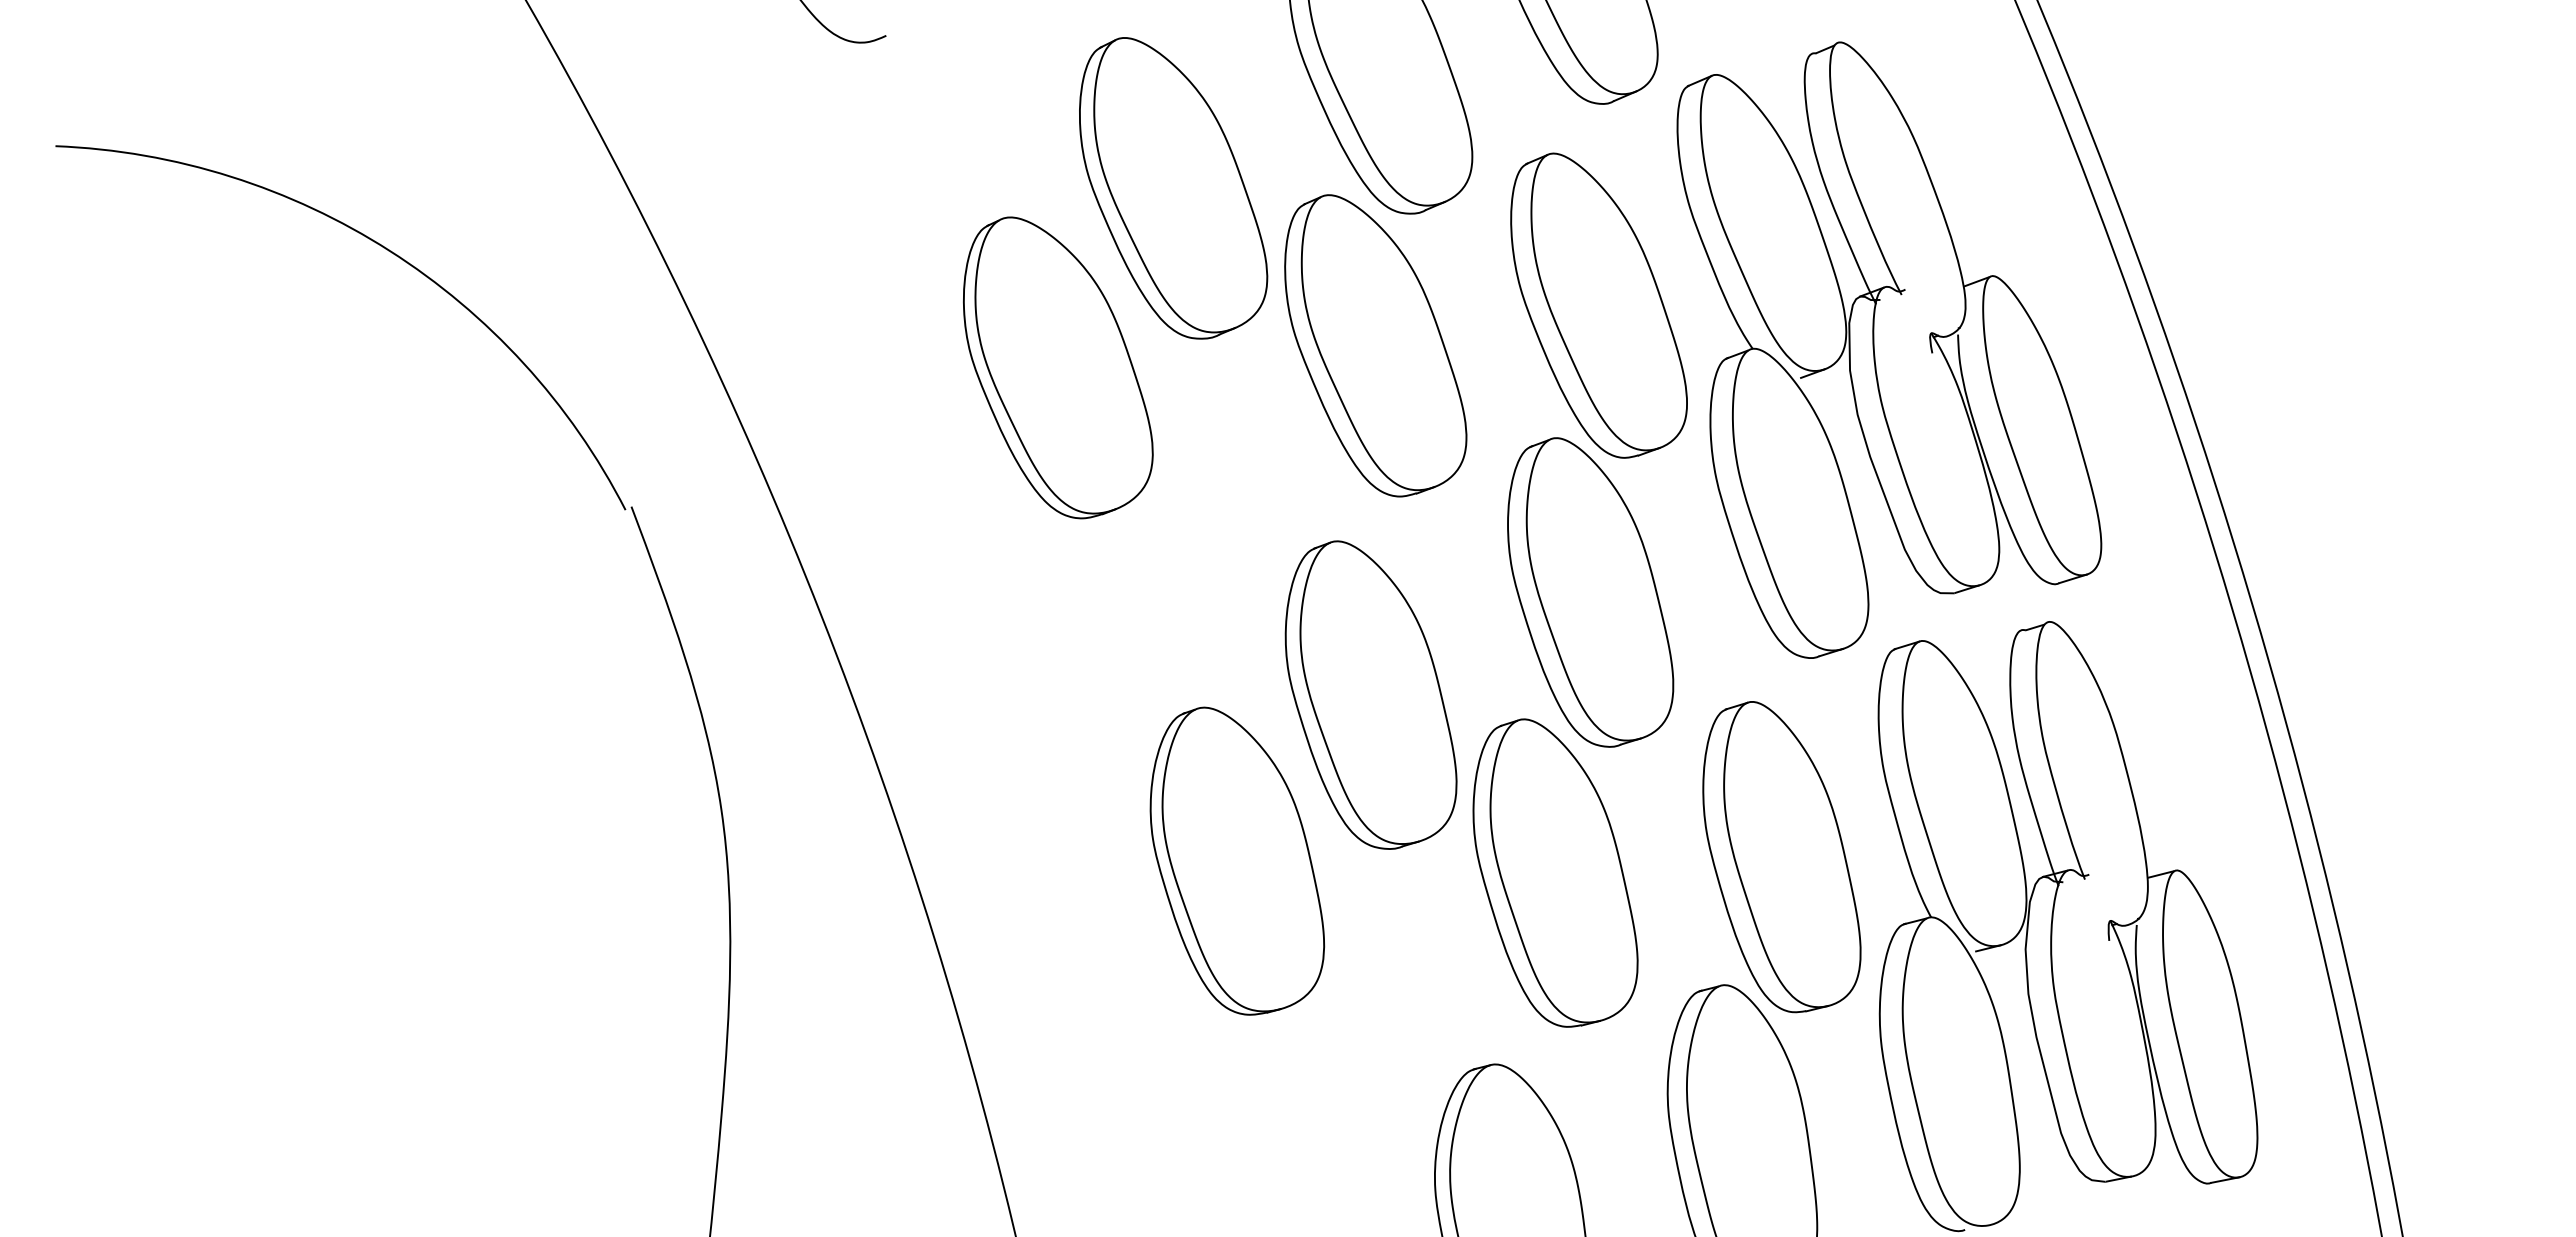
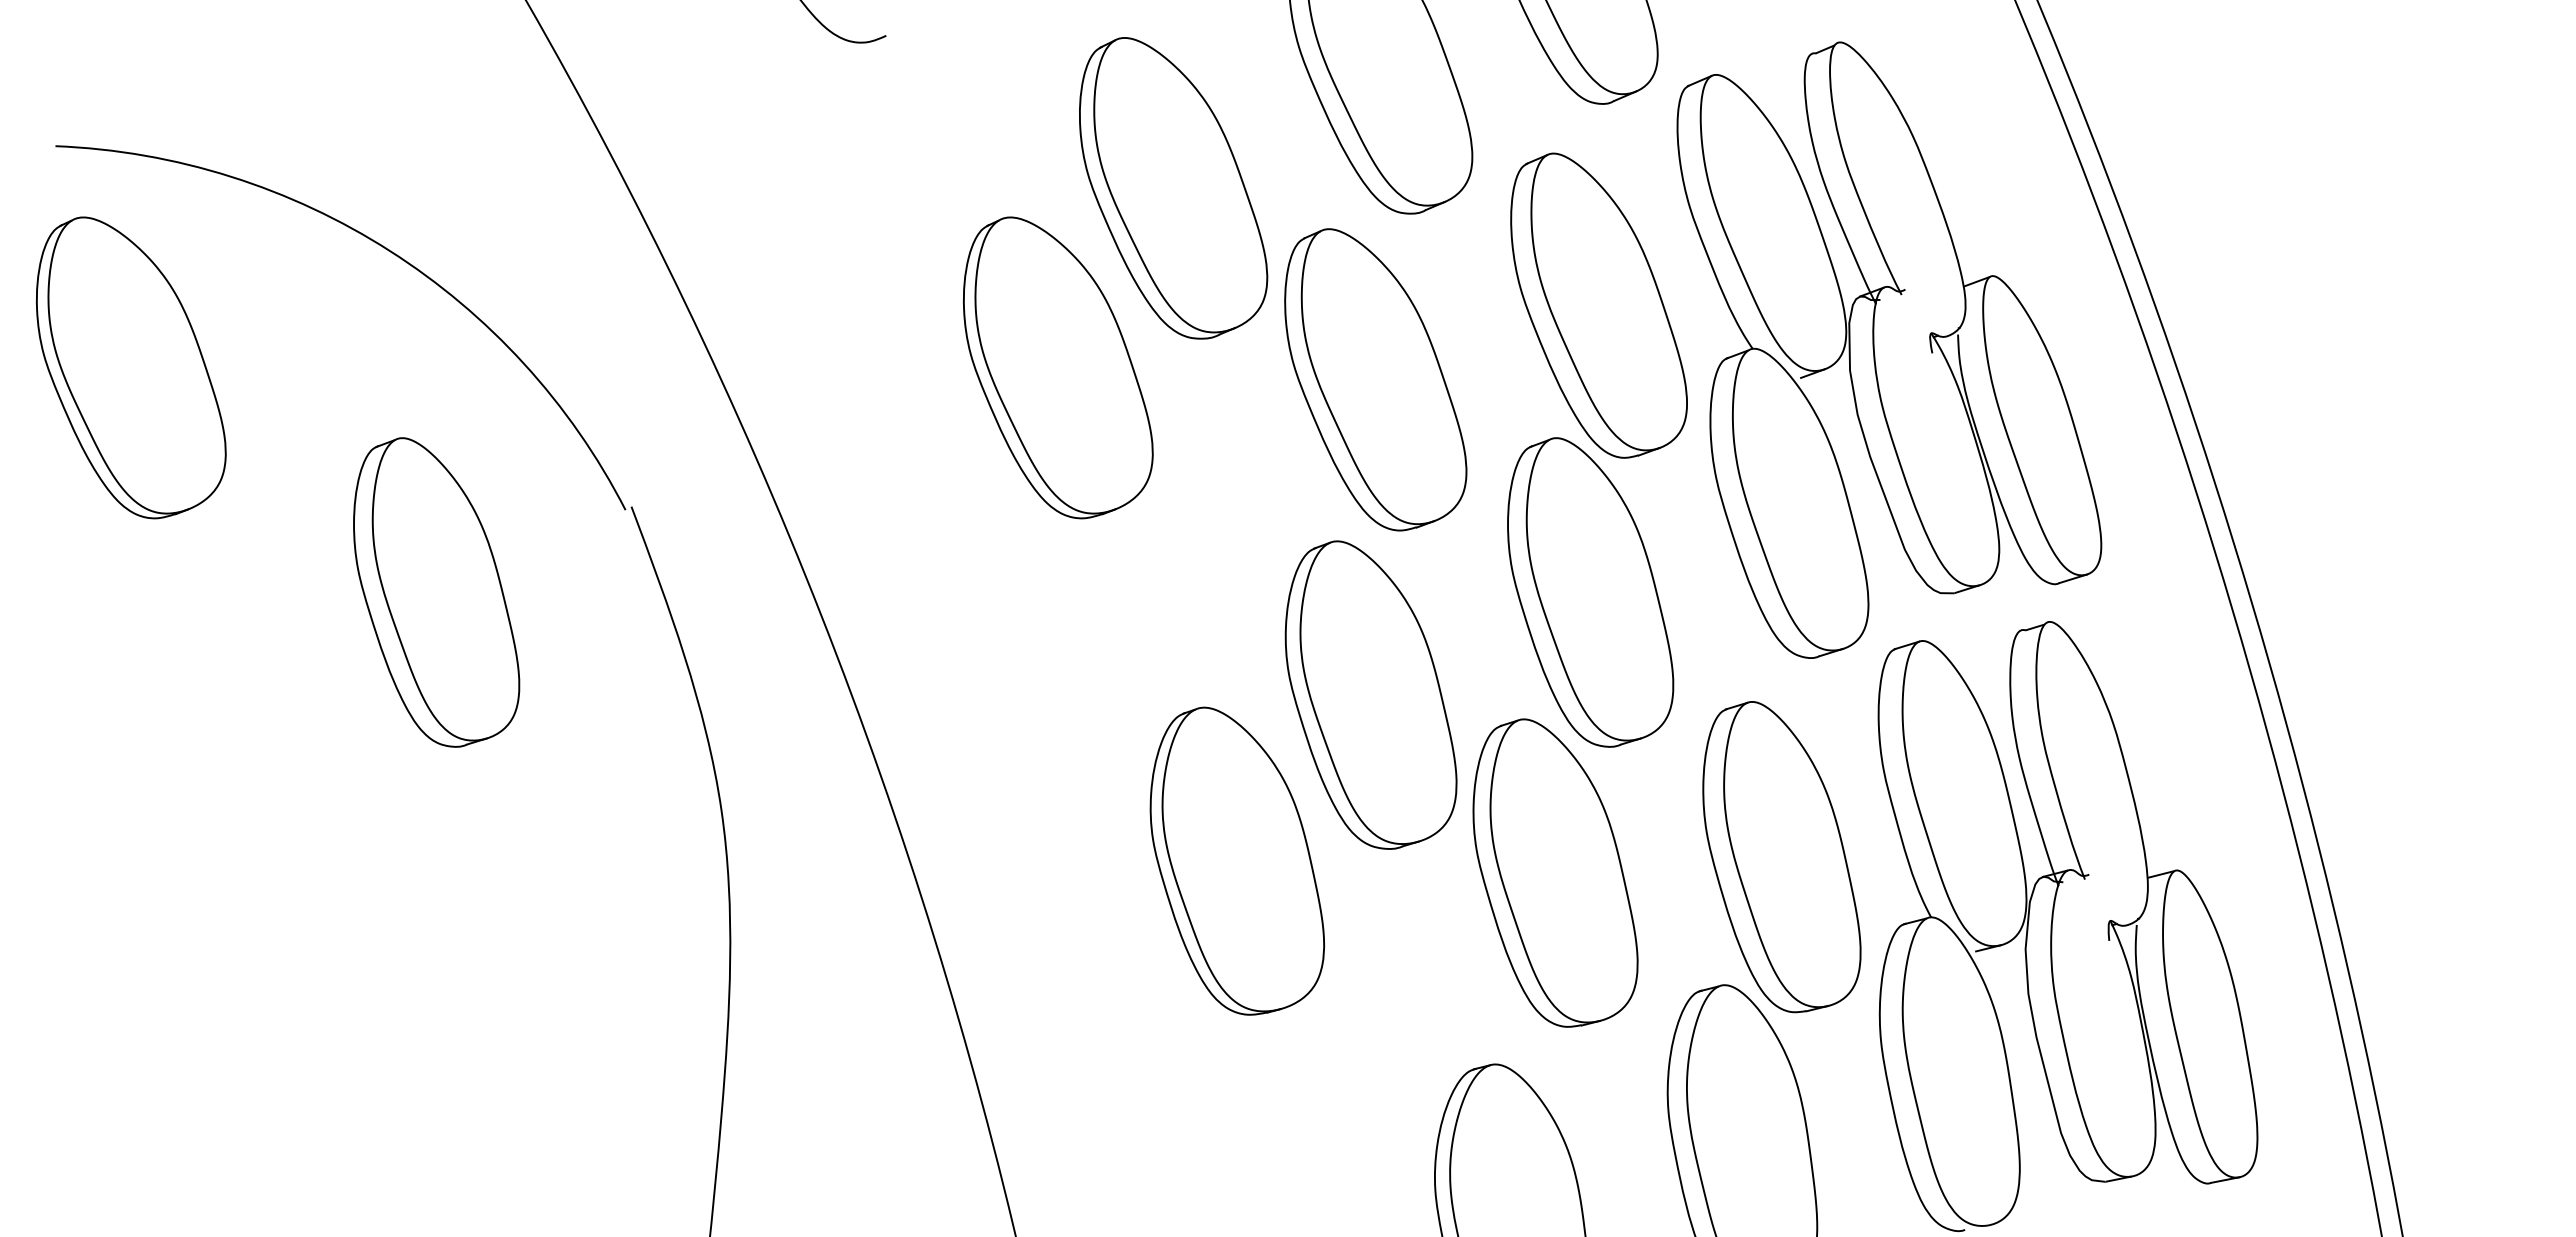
part position: (1375, 345) -> (1375, 379) (1375, 379)
part: none -> present (131, 367)
part: none -> present (436, 592)
